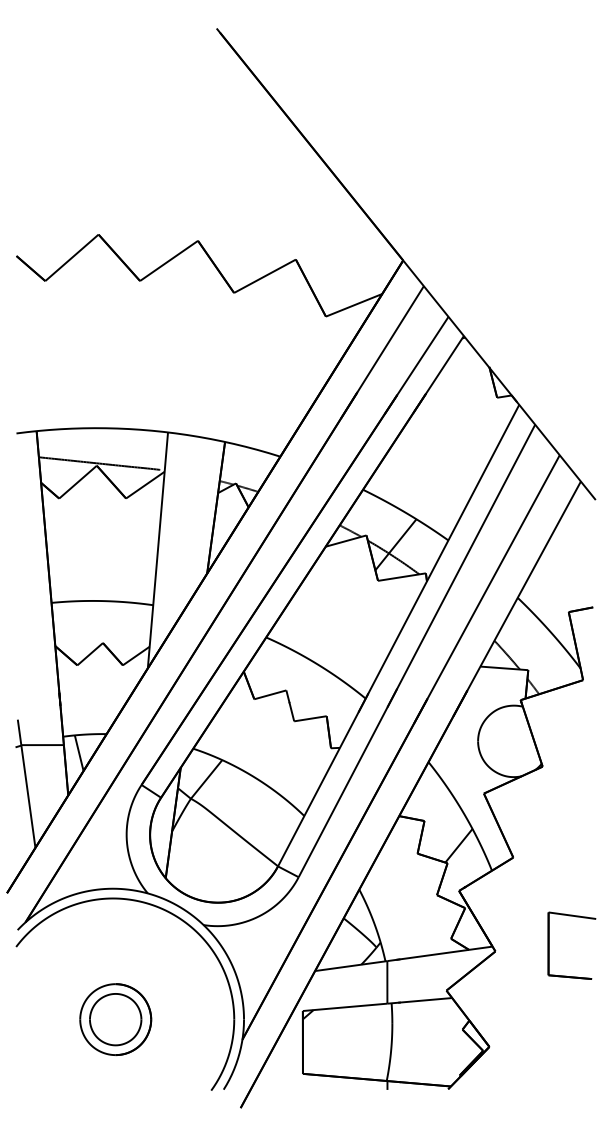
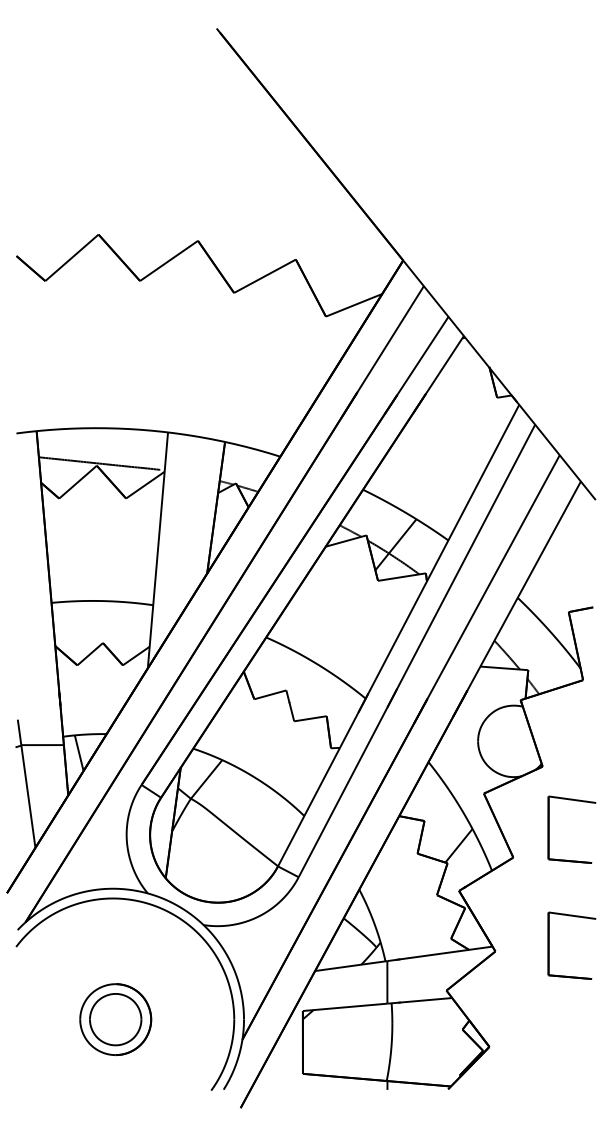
part: none -> present (549, 829)
